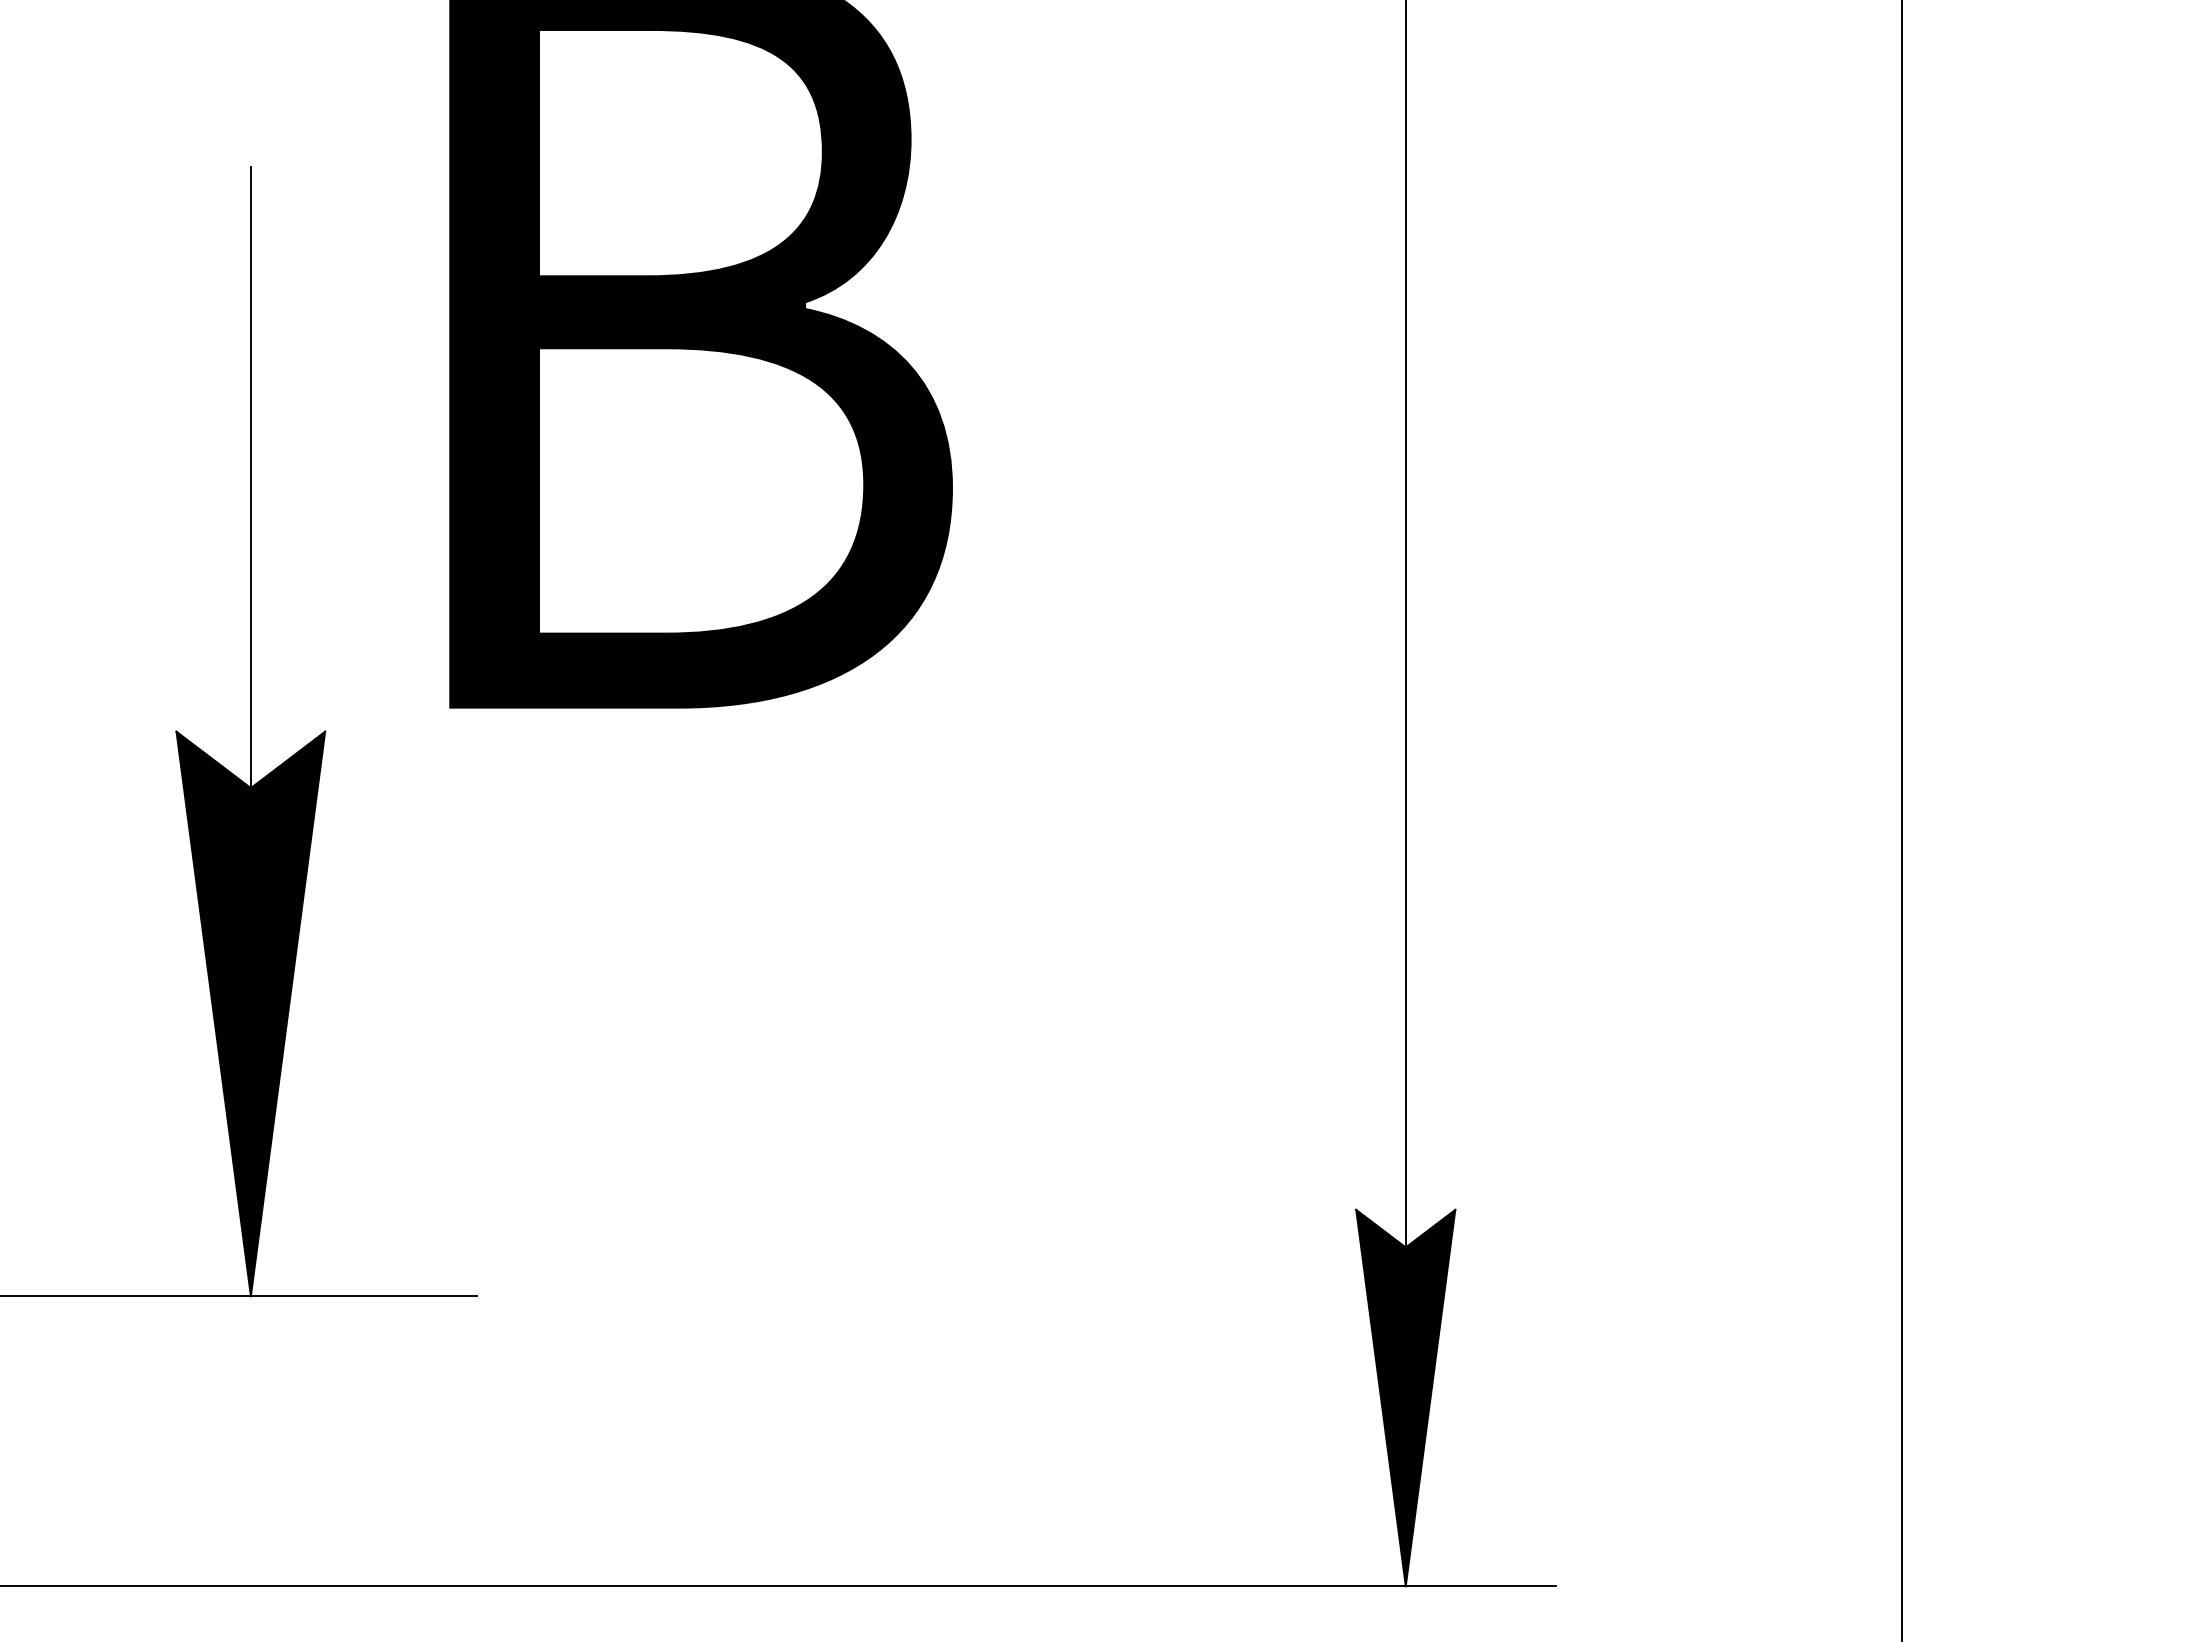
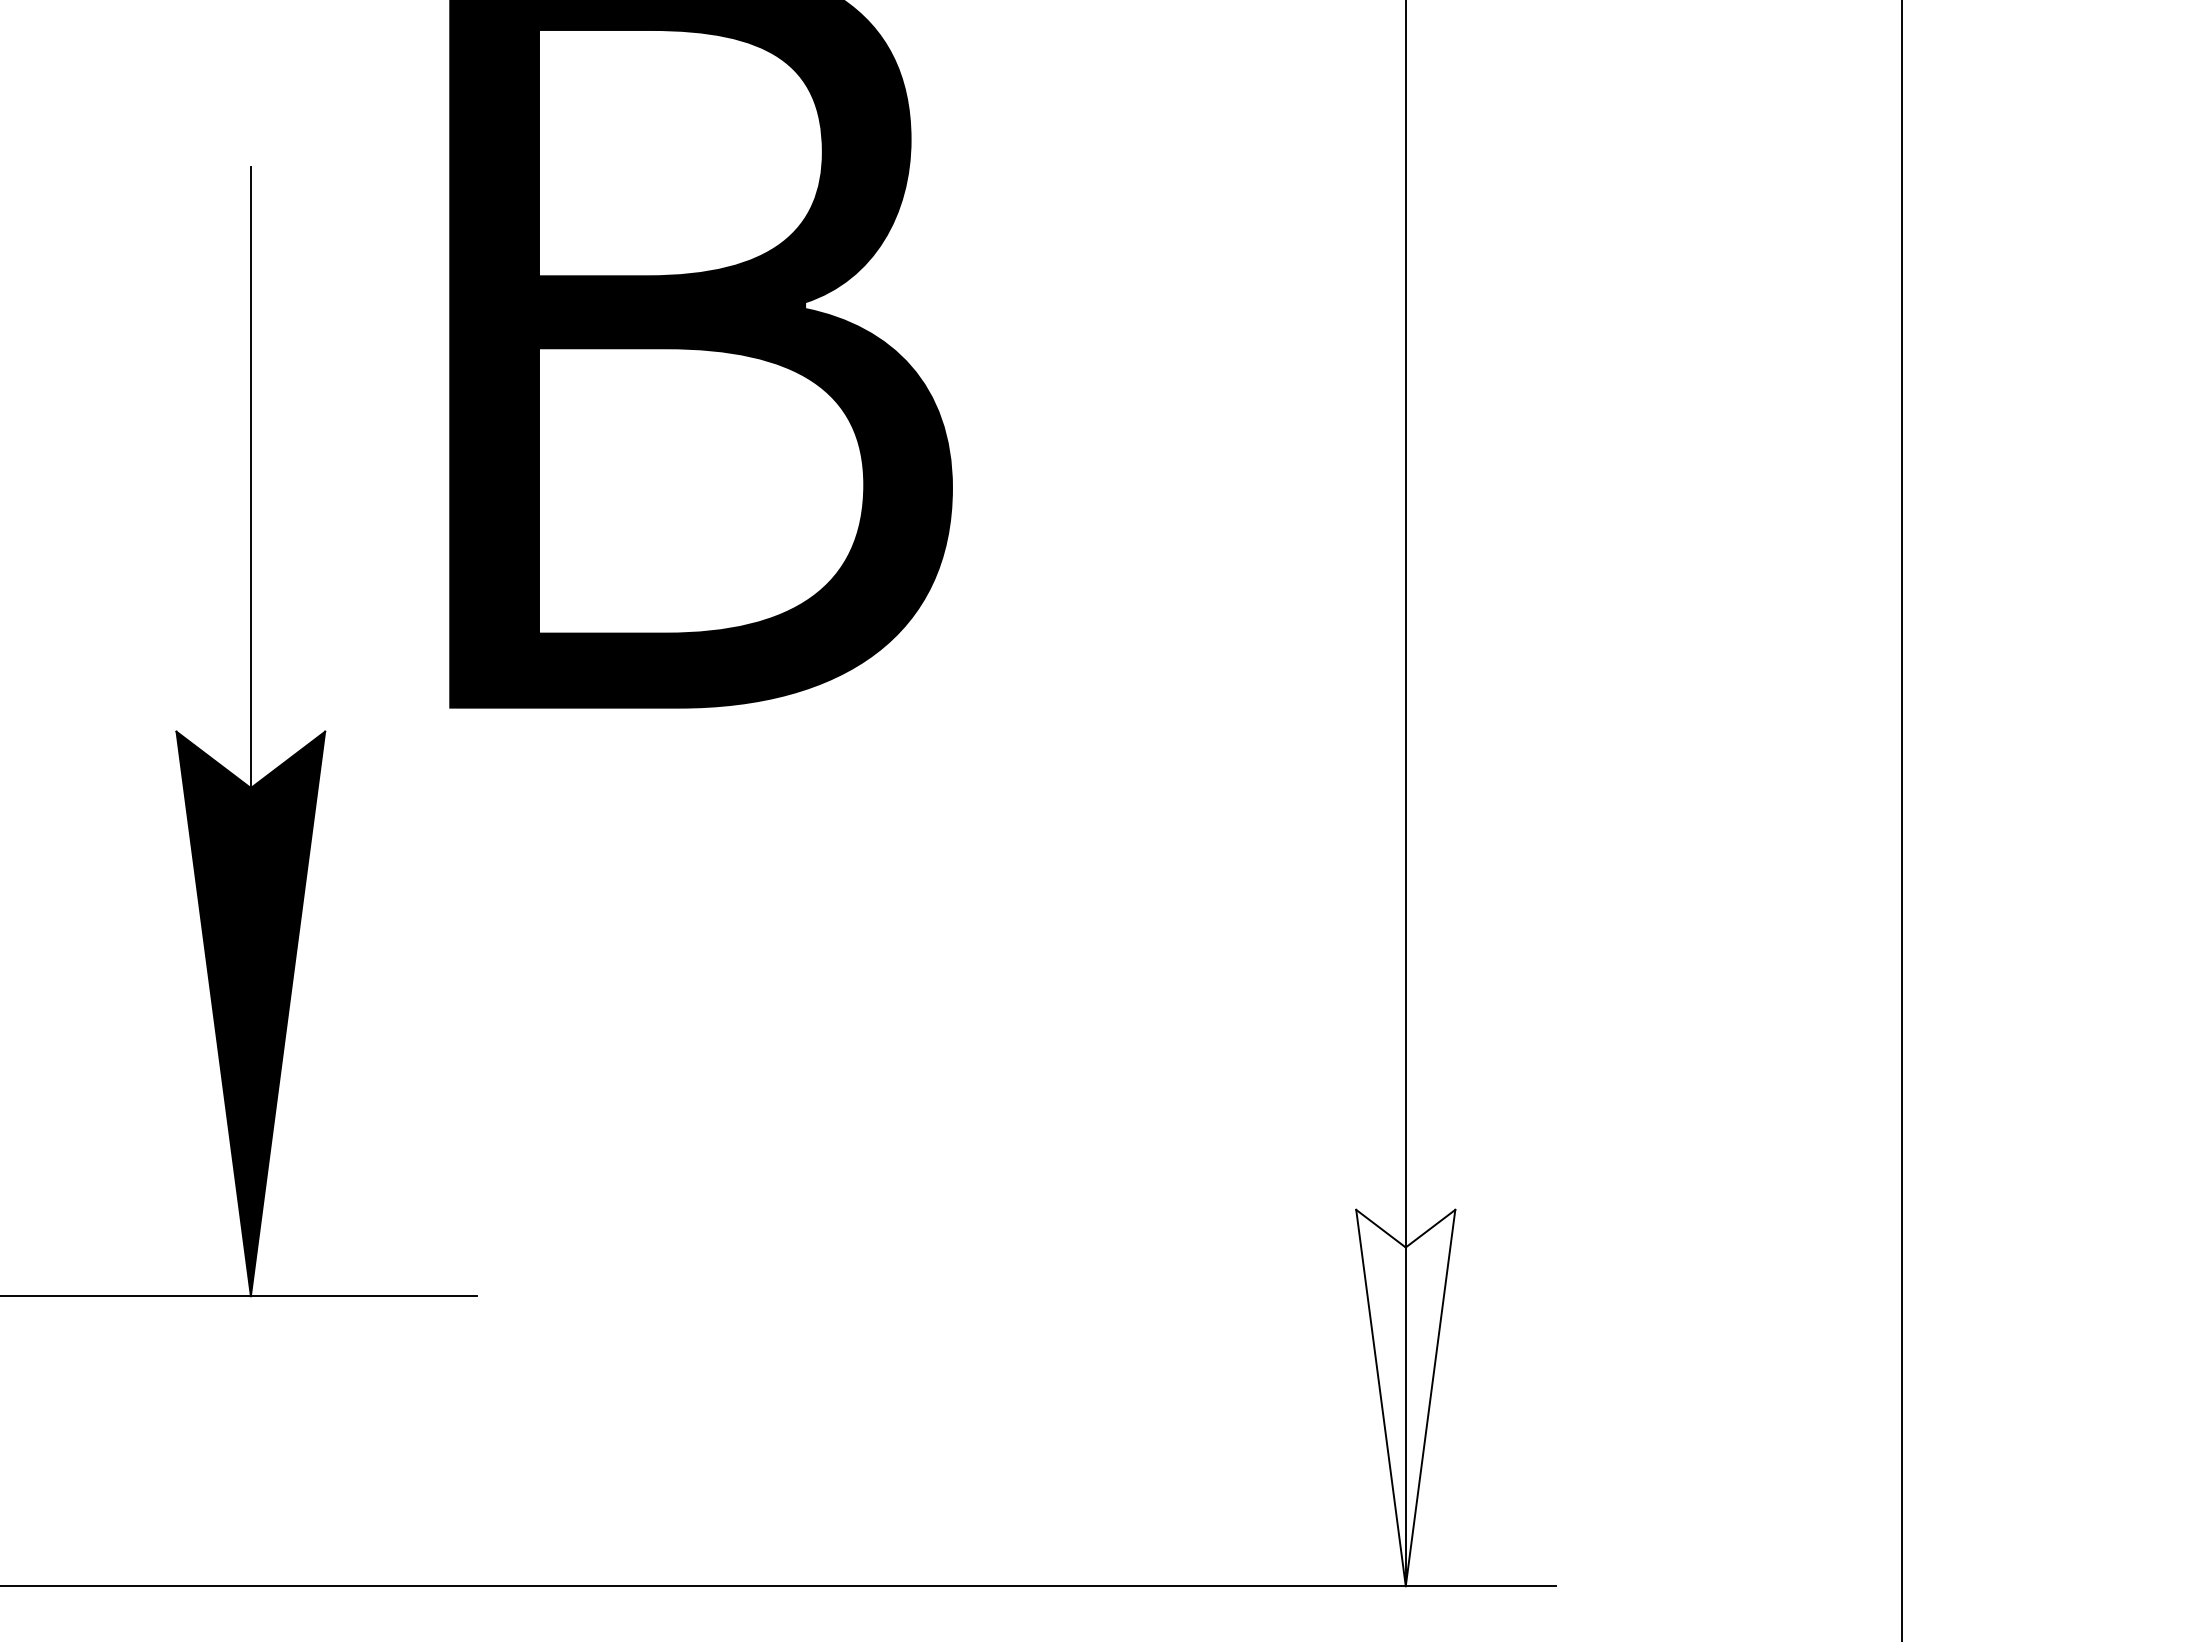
fill: present -> none (1405, 1397)
